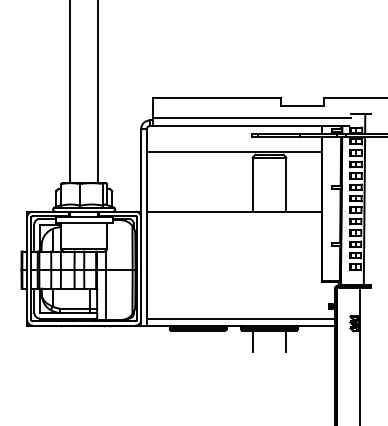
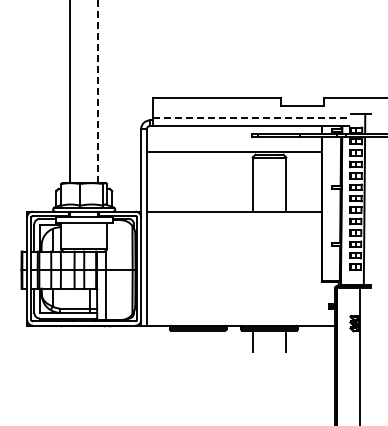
line: solid -> dashed (98, 91)
line: solid -> dashed (252, 117)
line: present -> none (240, 318)
